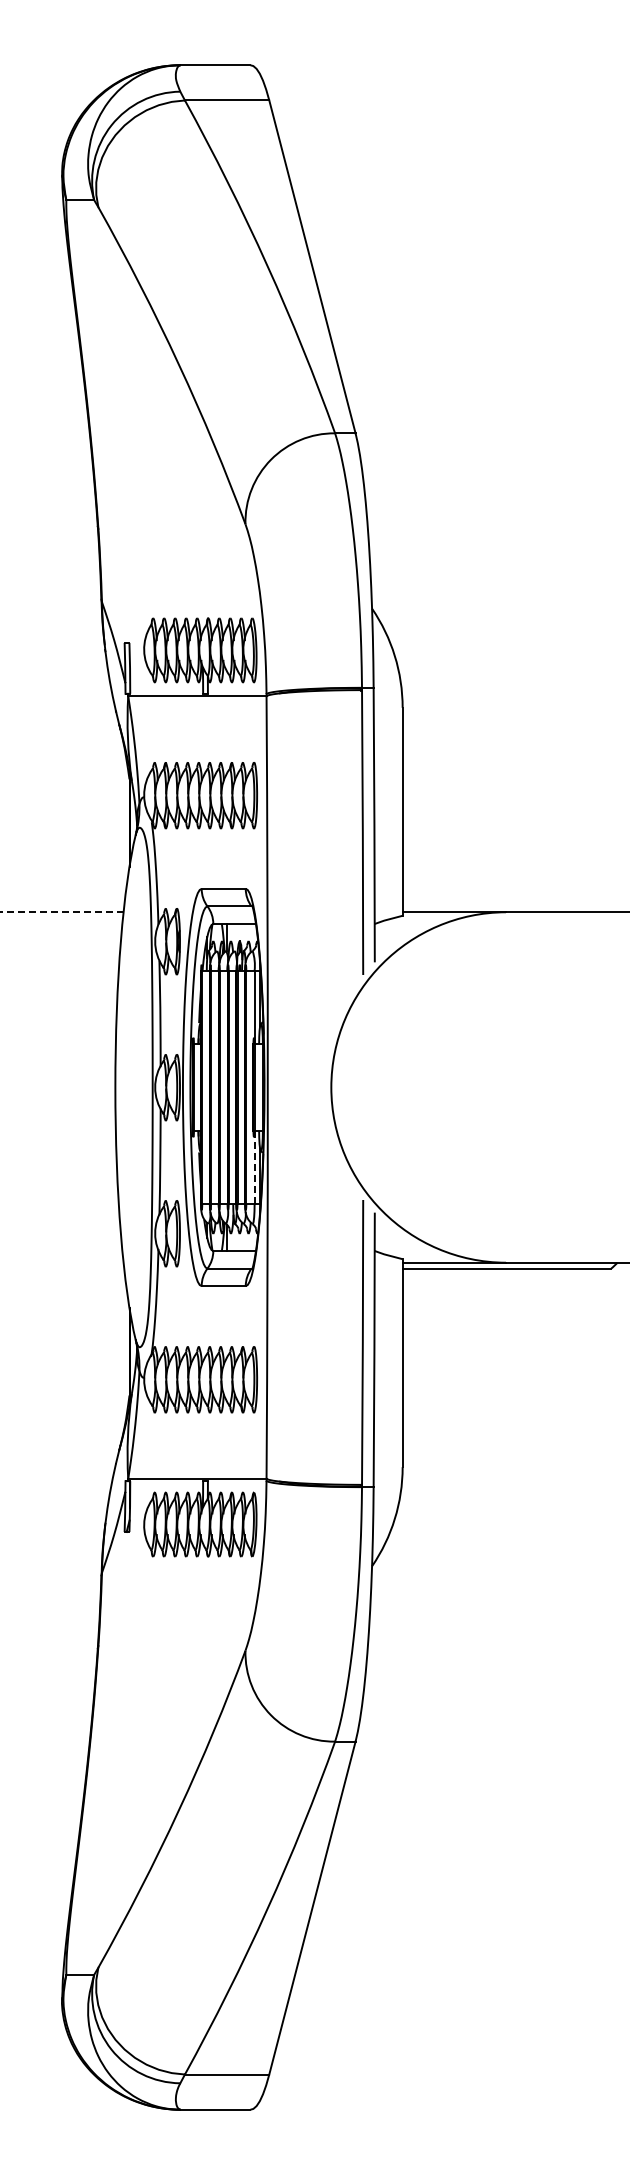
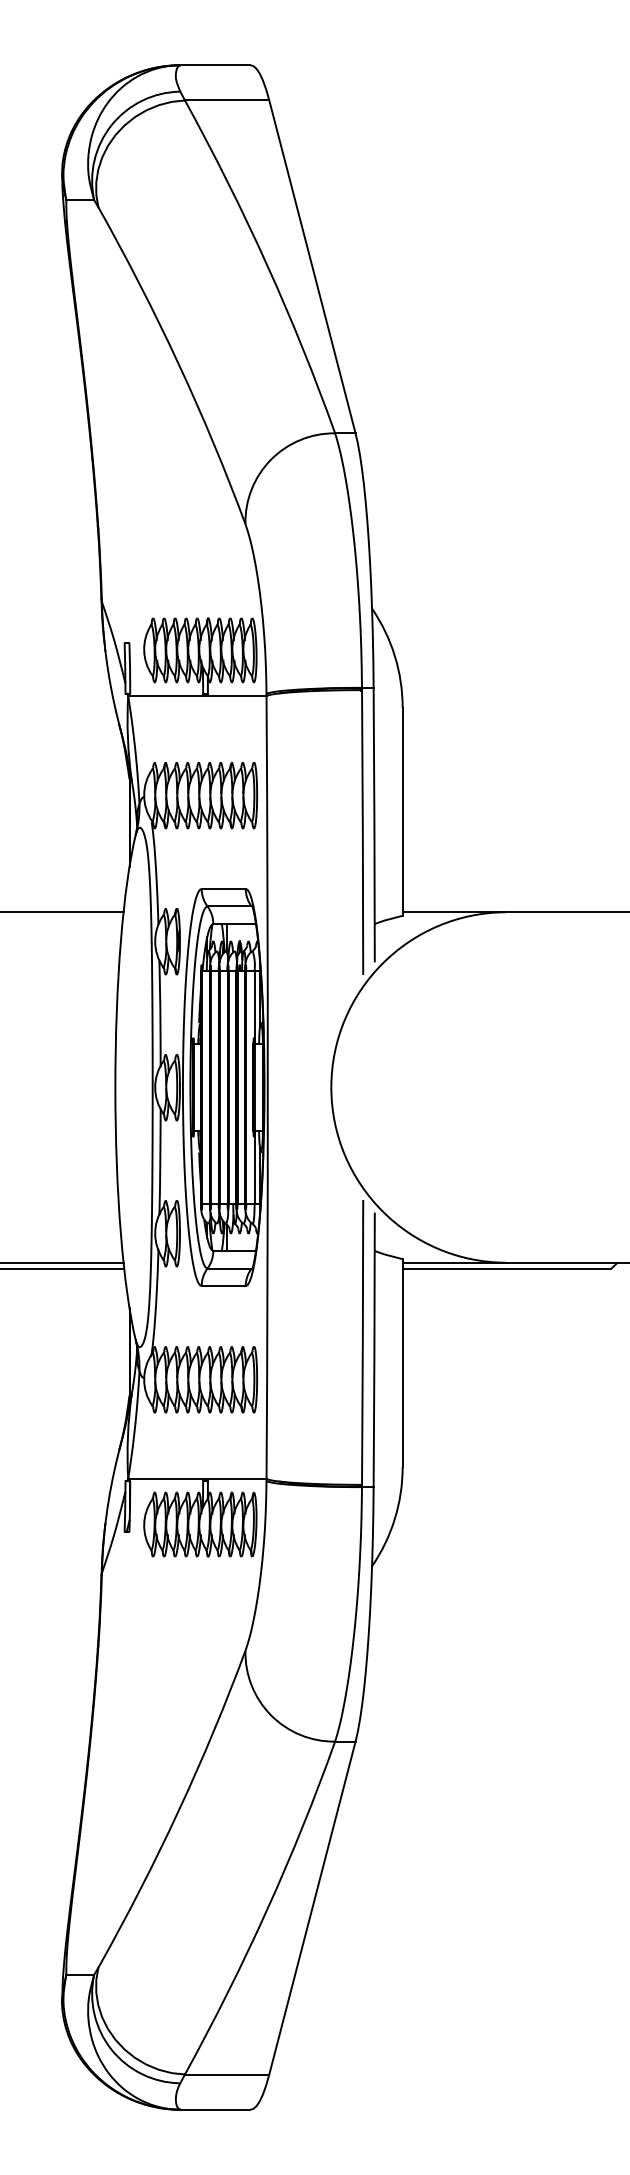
line: dashed -> solid (61, 912)
line: dashed -> solid (254, 1167)
line: none -> present (62, 1262)
line: none -> present (63, 1268)
